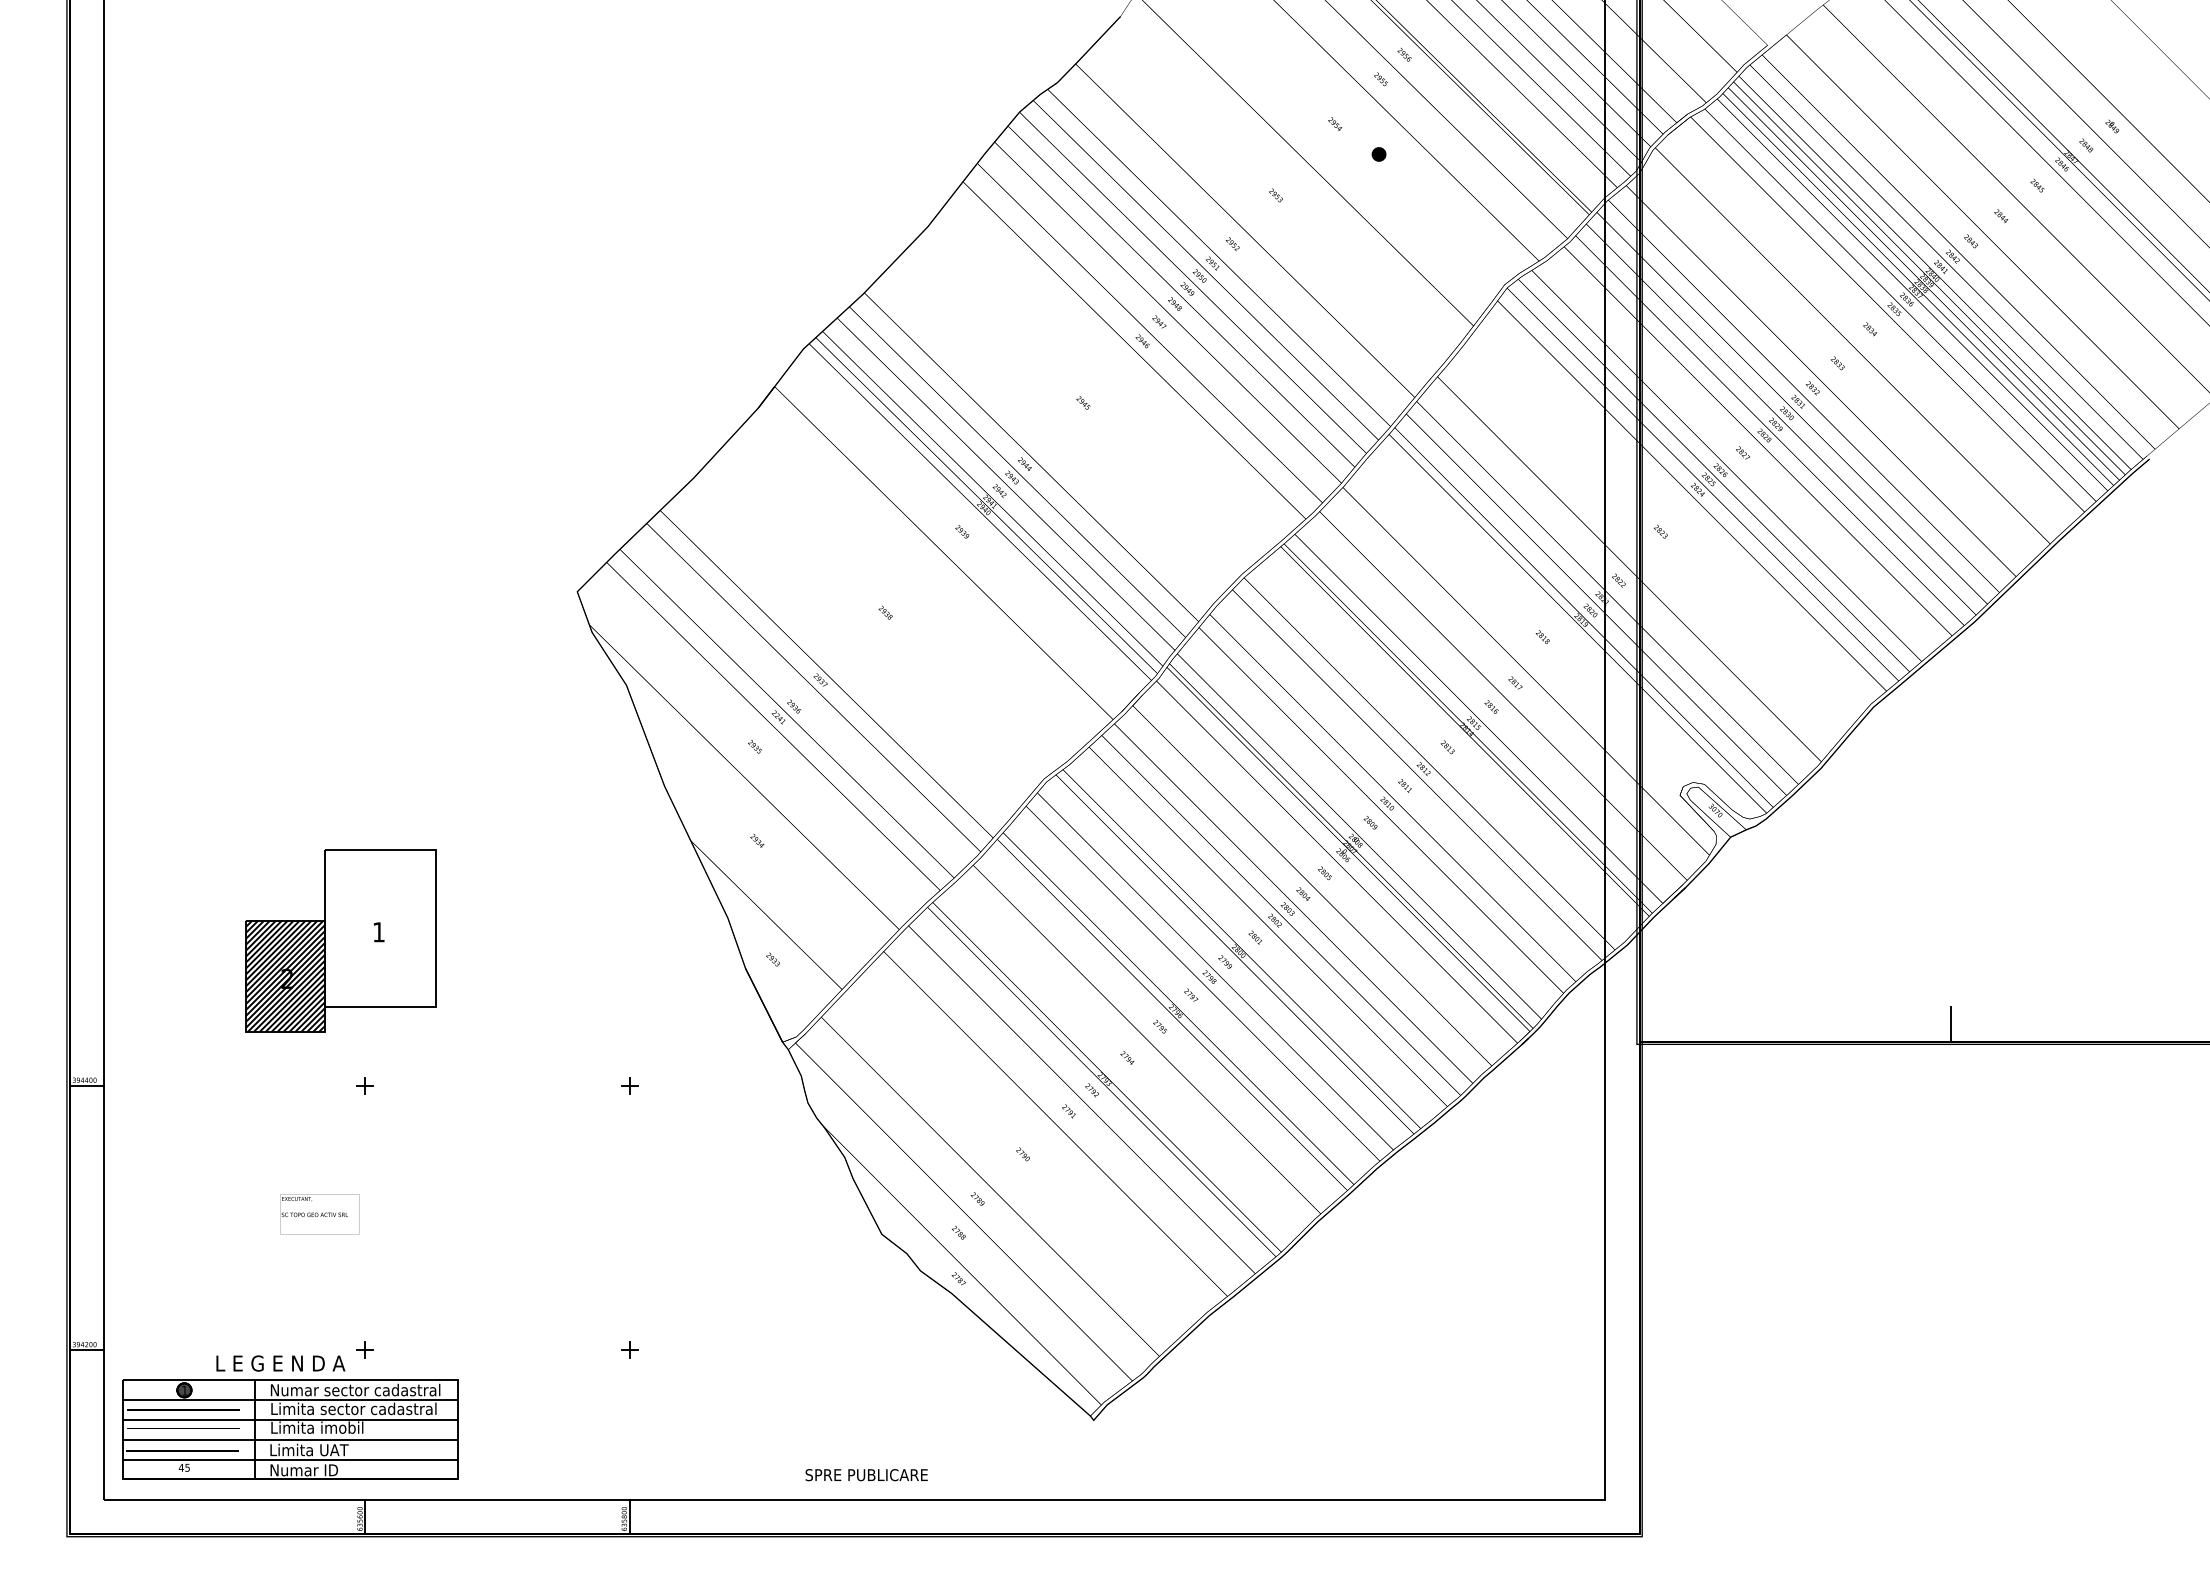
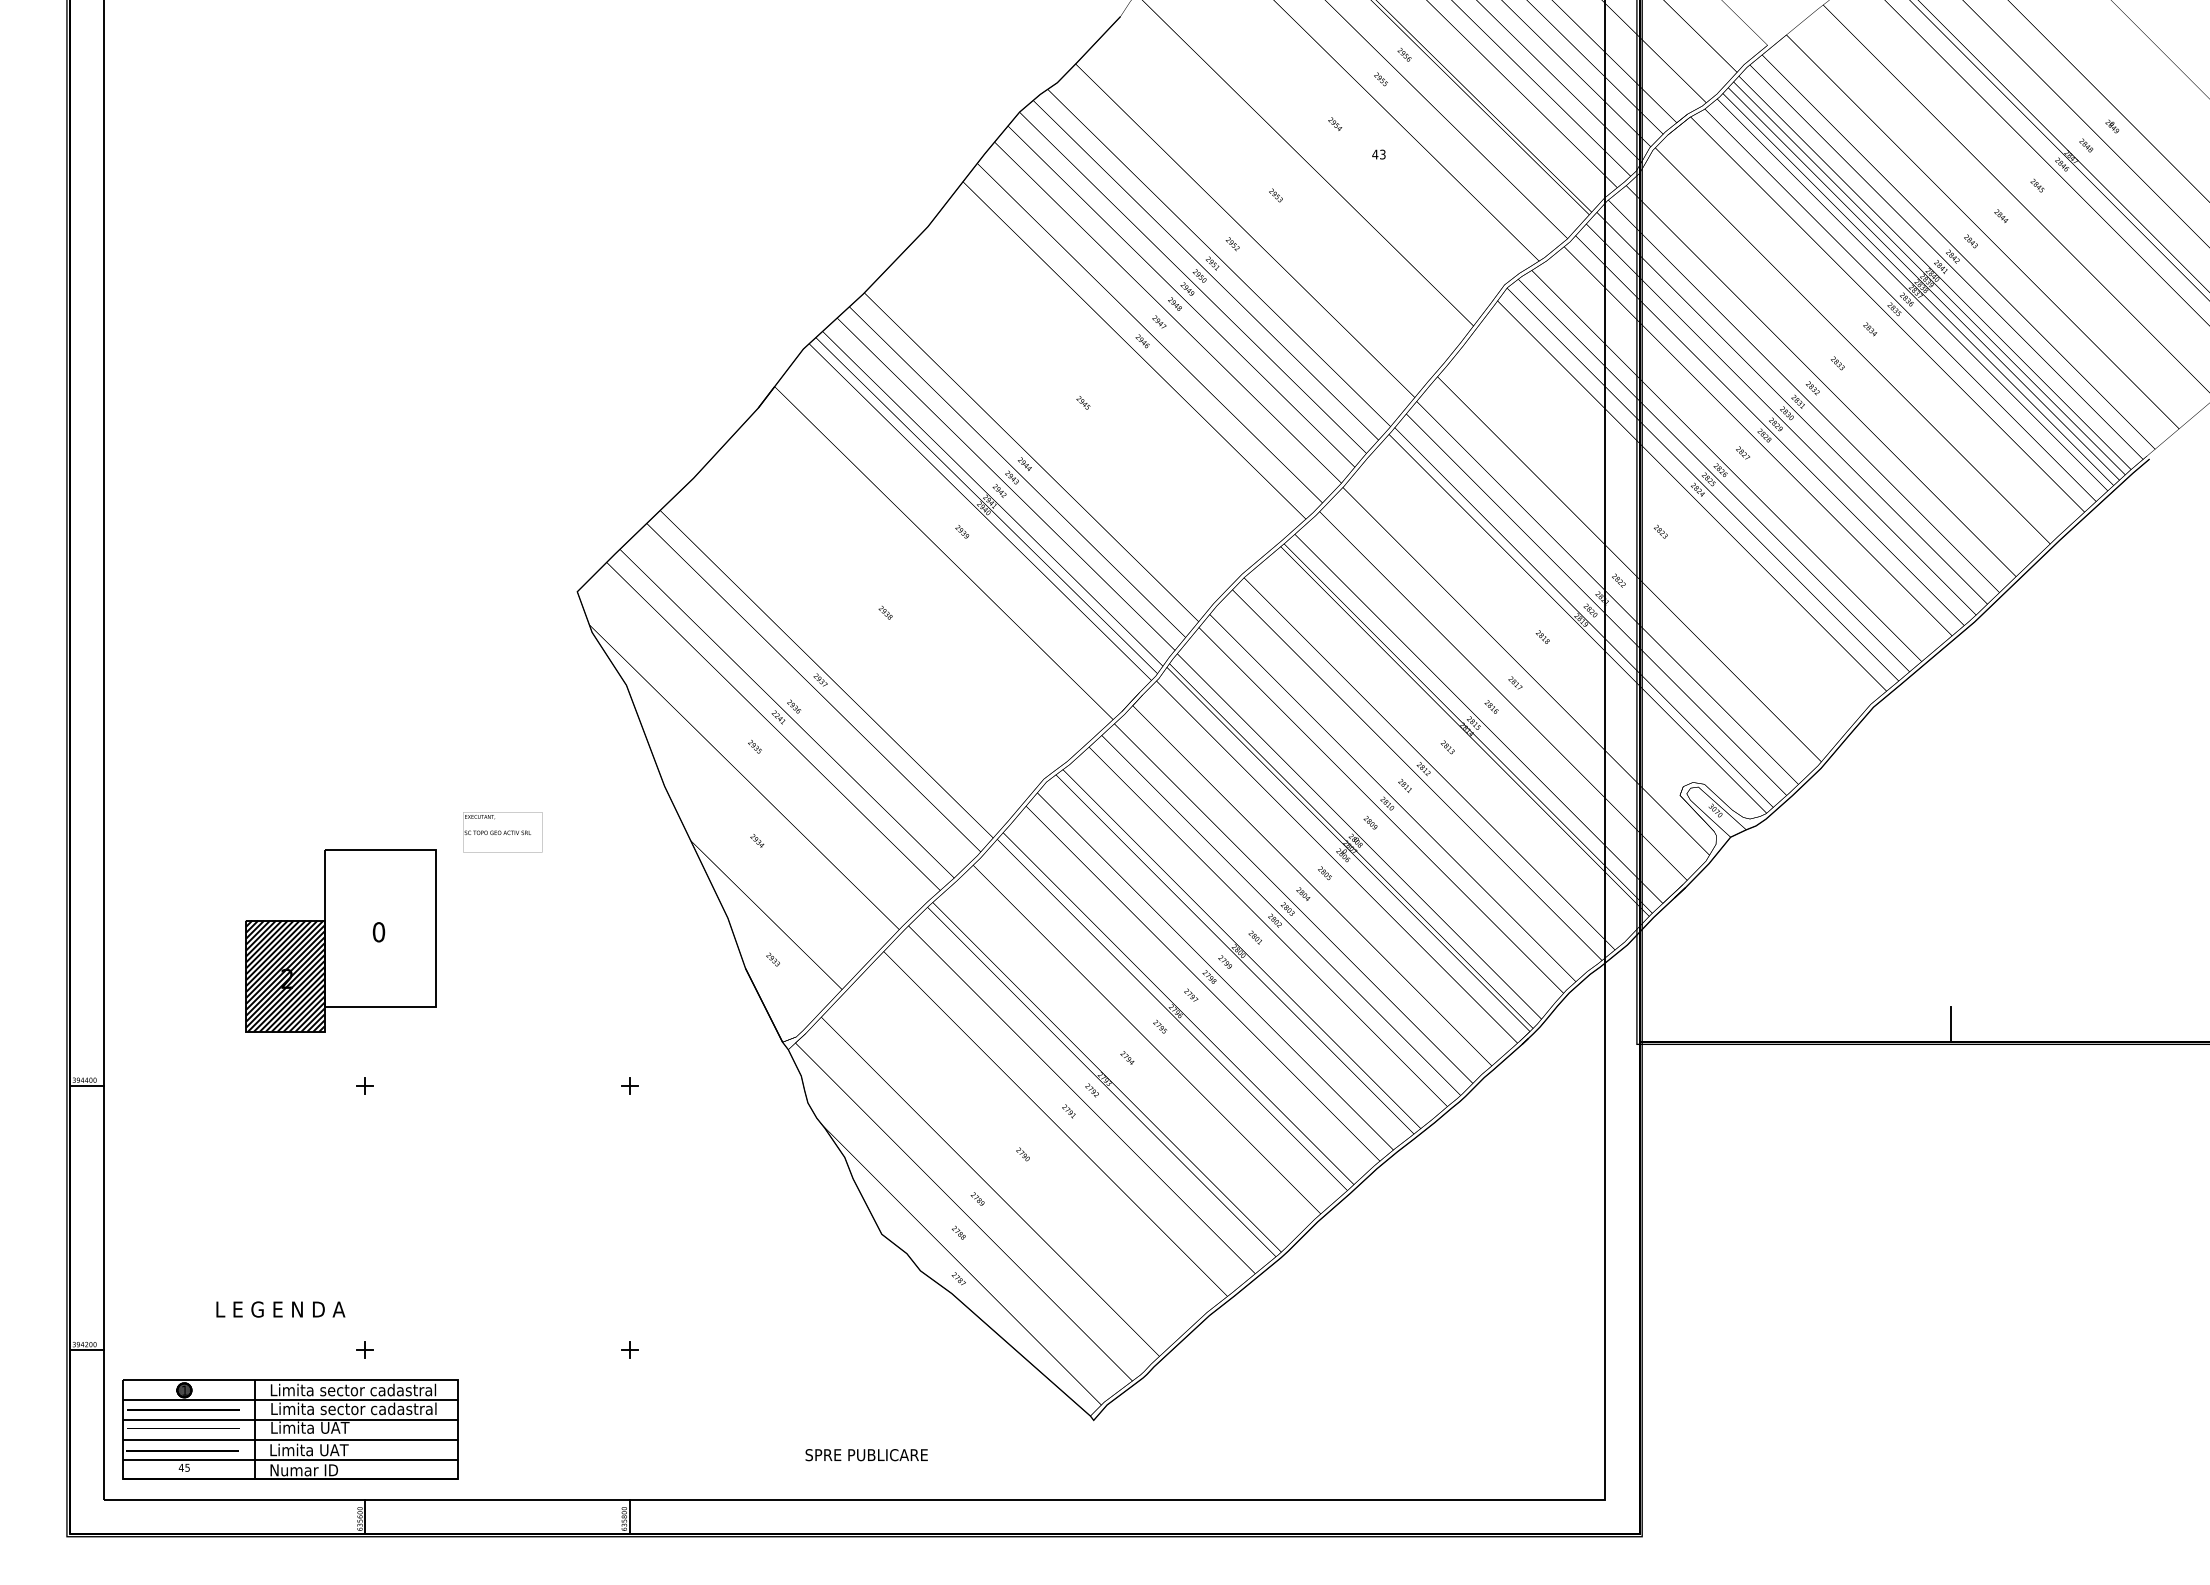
fill: present -> none (1378, 154)
text: 1 -> 0 (378, 932)
text position: (319, 1214) -> (502, 832) (502, 832)
text position: (280, 1363) -> (280, 1309) (280, 1309)
text: Numar sector cadastral -> Limita sector cadastral (356, 1389)
text: Limita imobil -> Limita UAT (342, 1427)
text position: (866, 1475) -> (866, 1455) (866, 1455)
